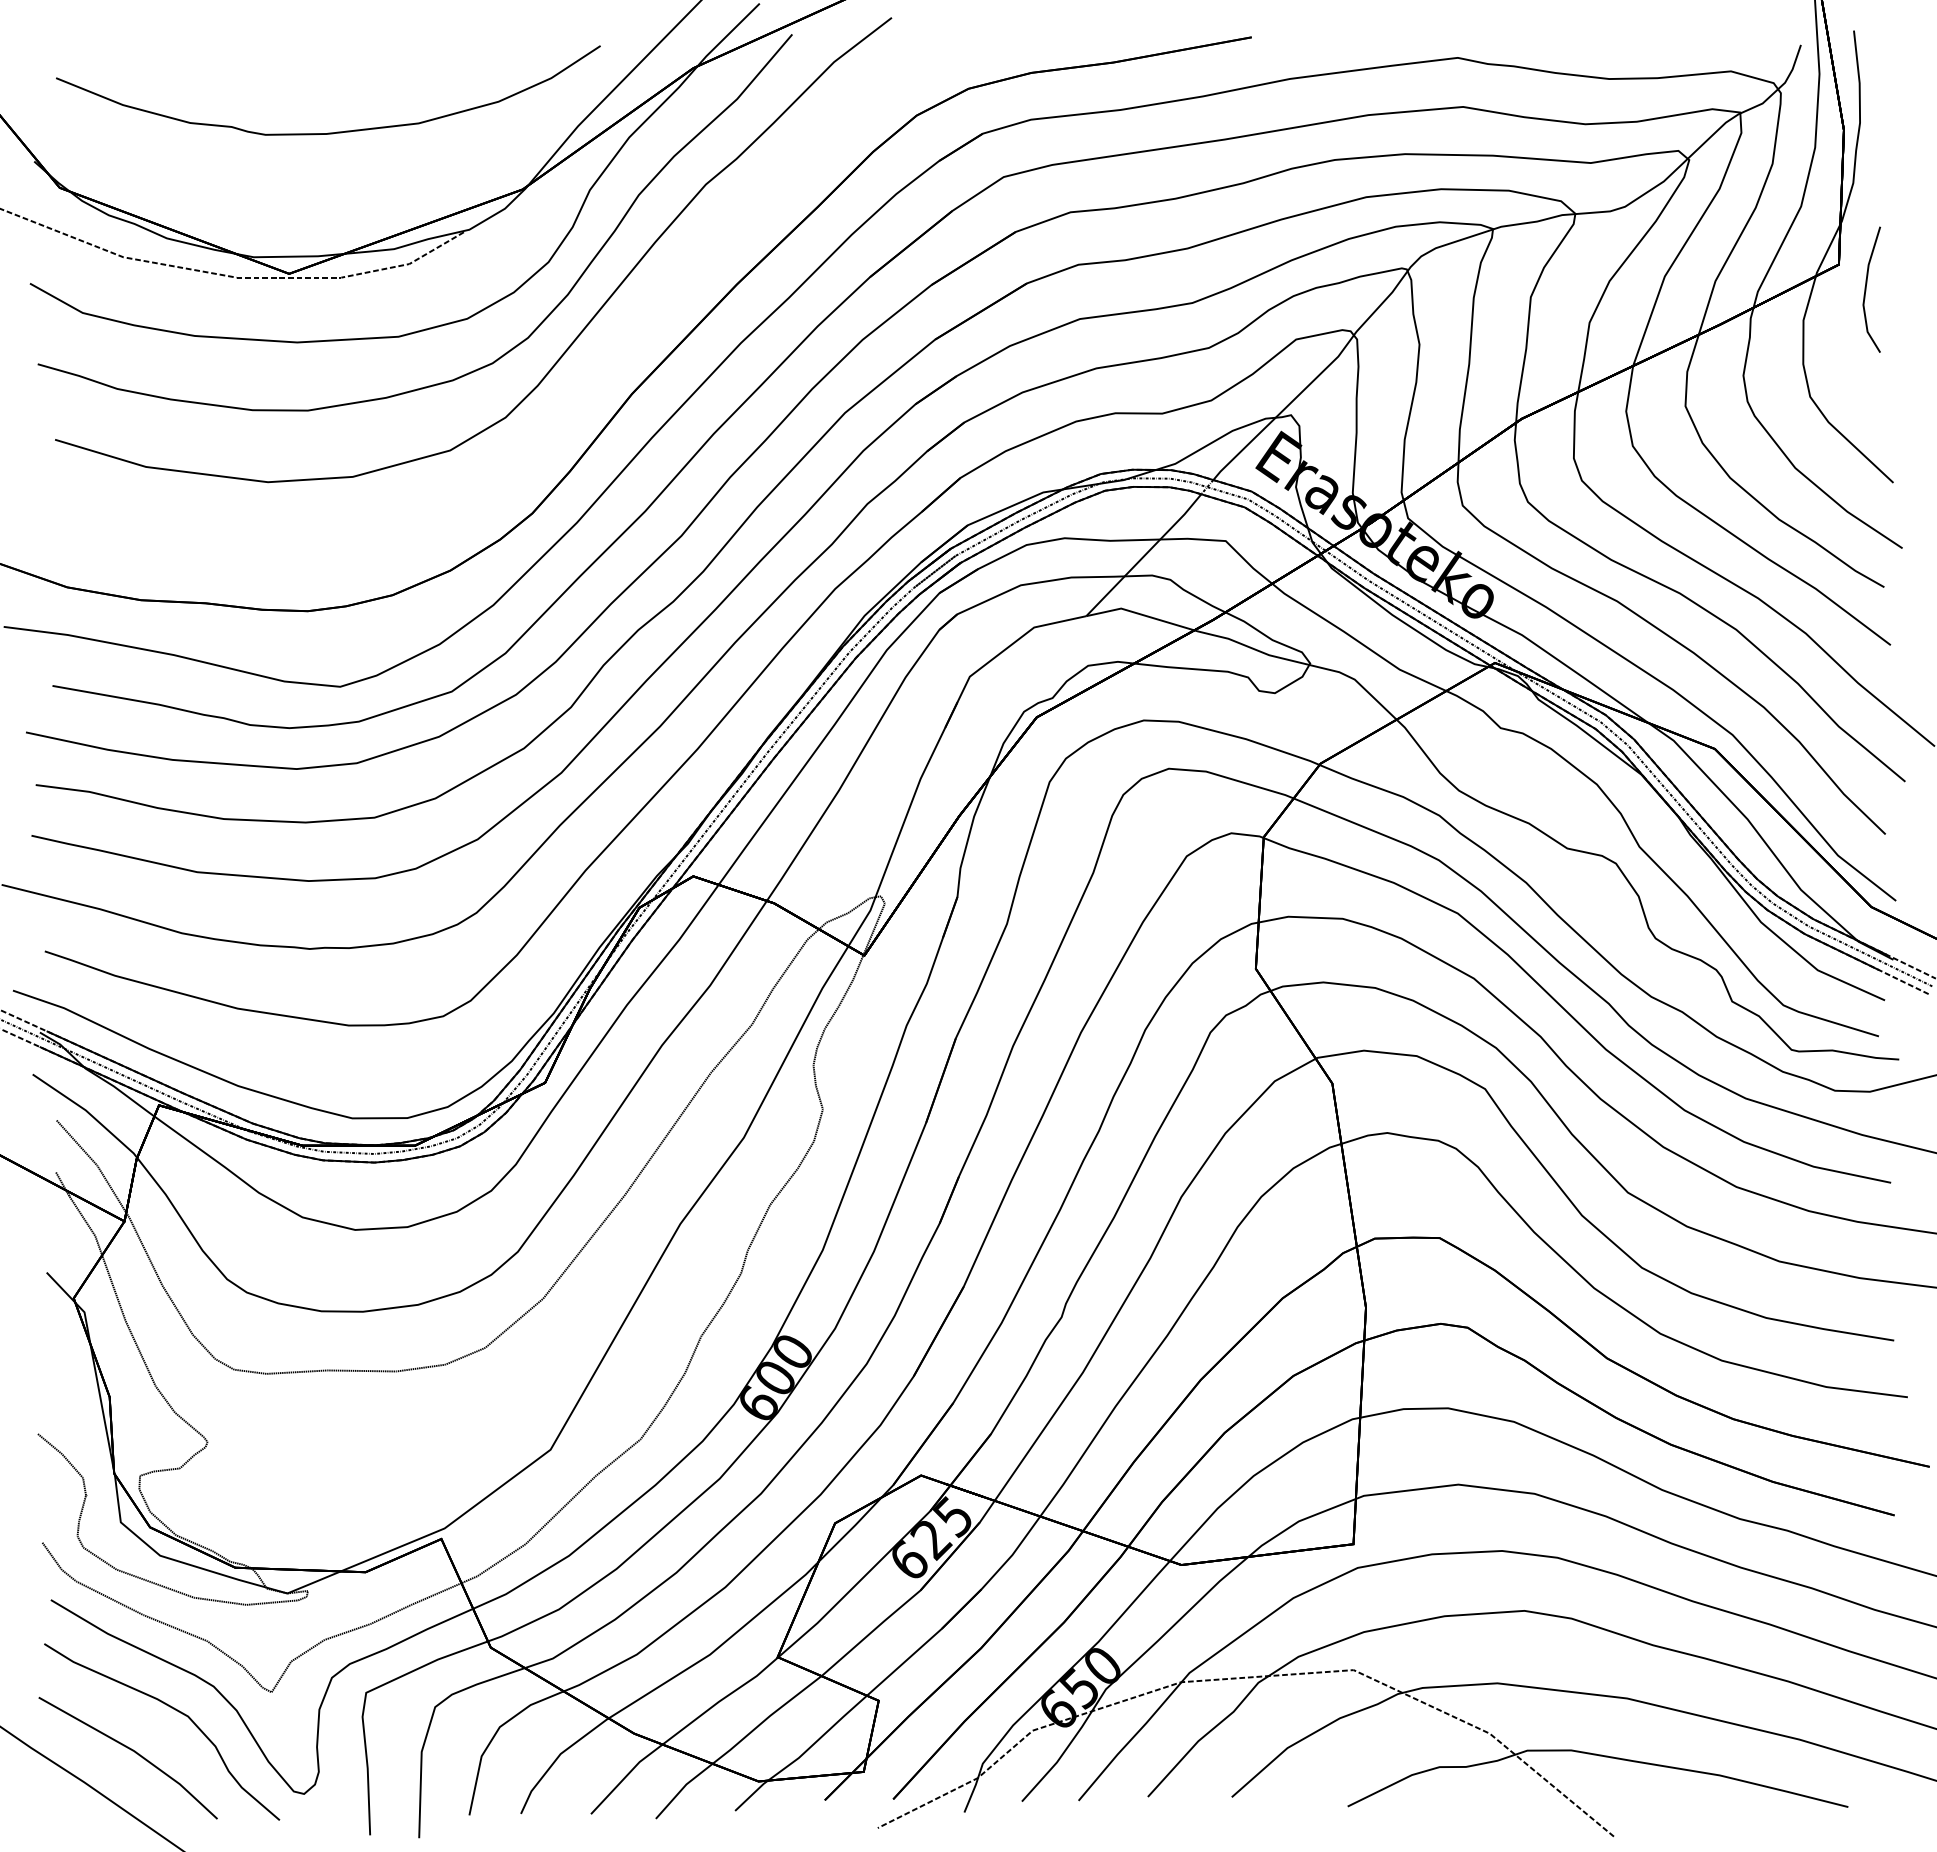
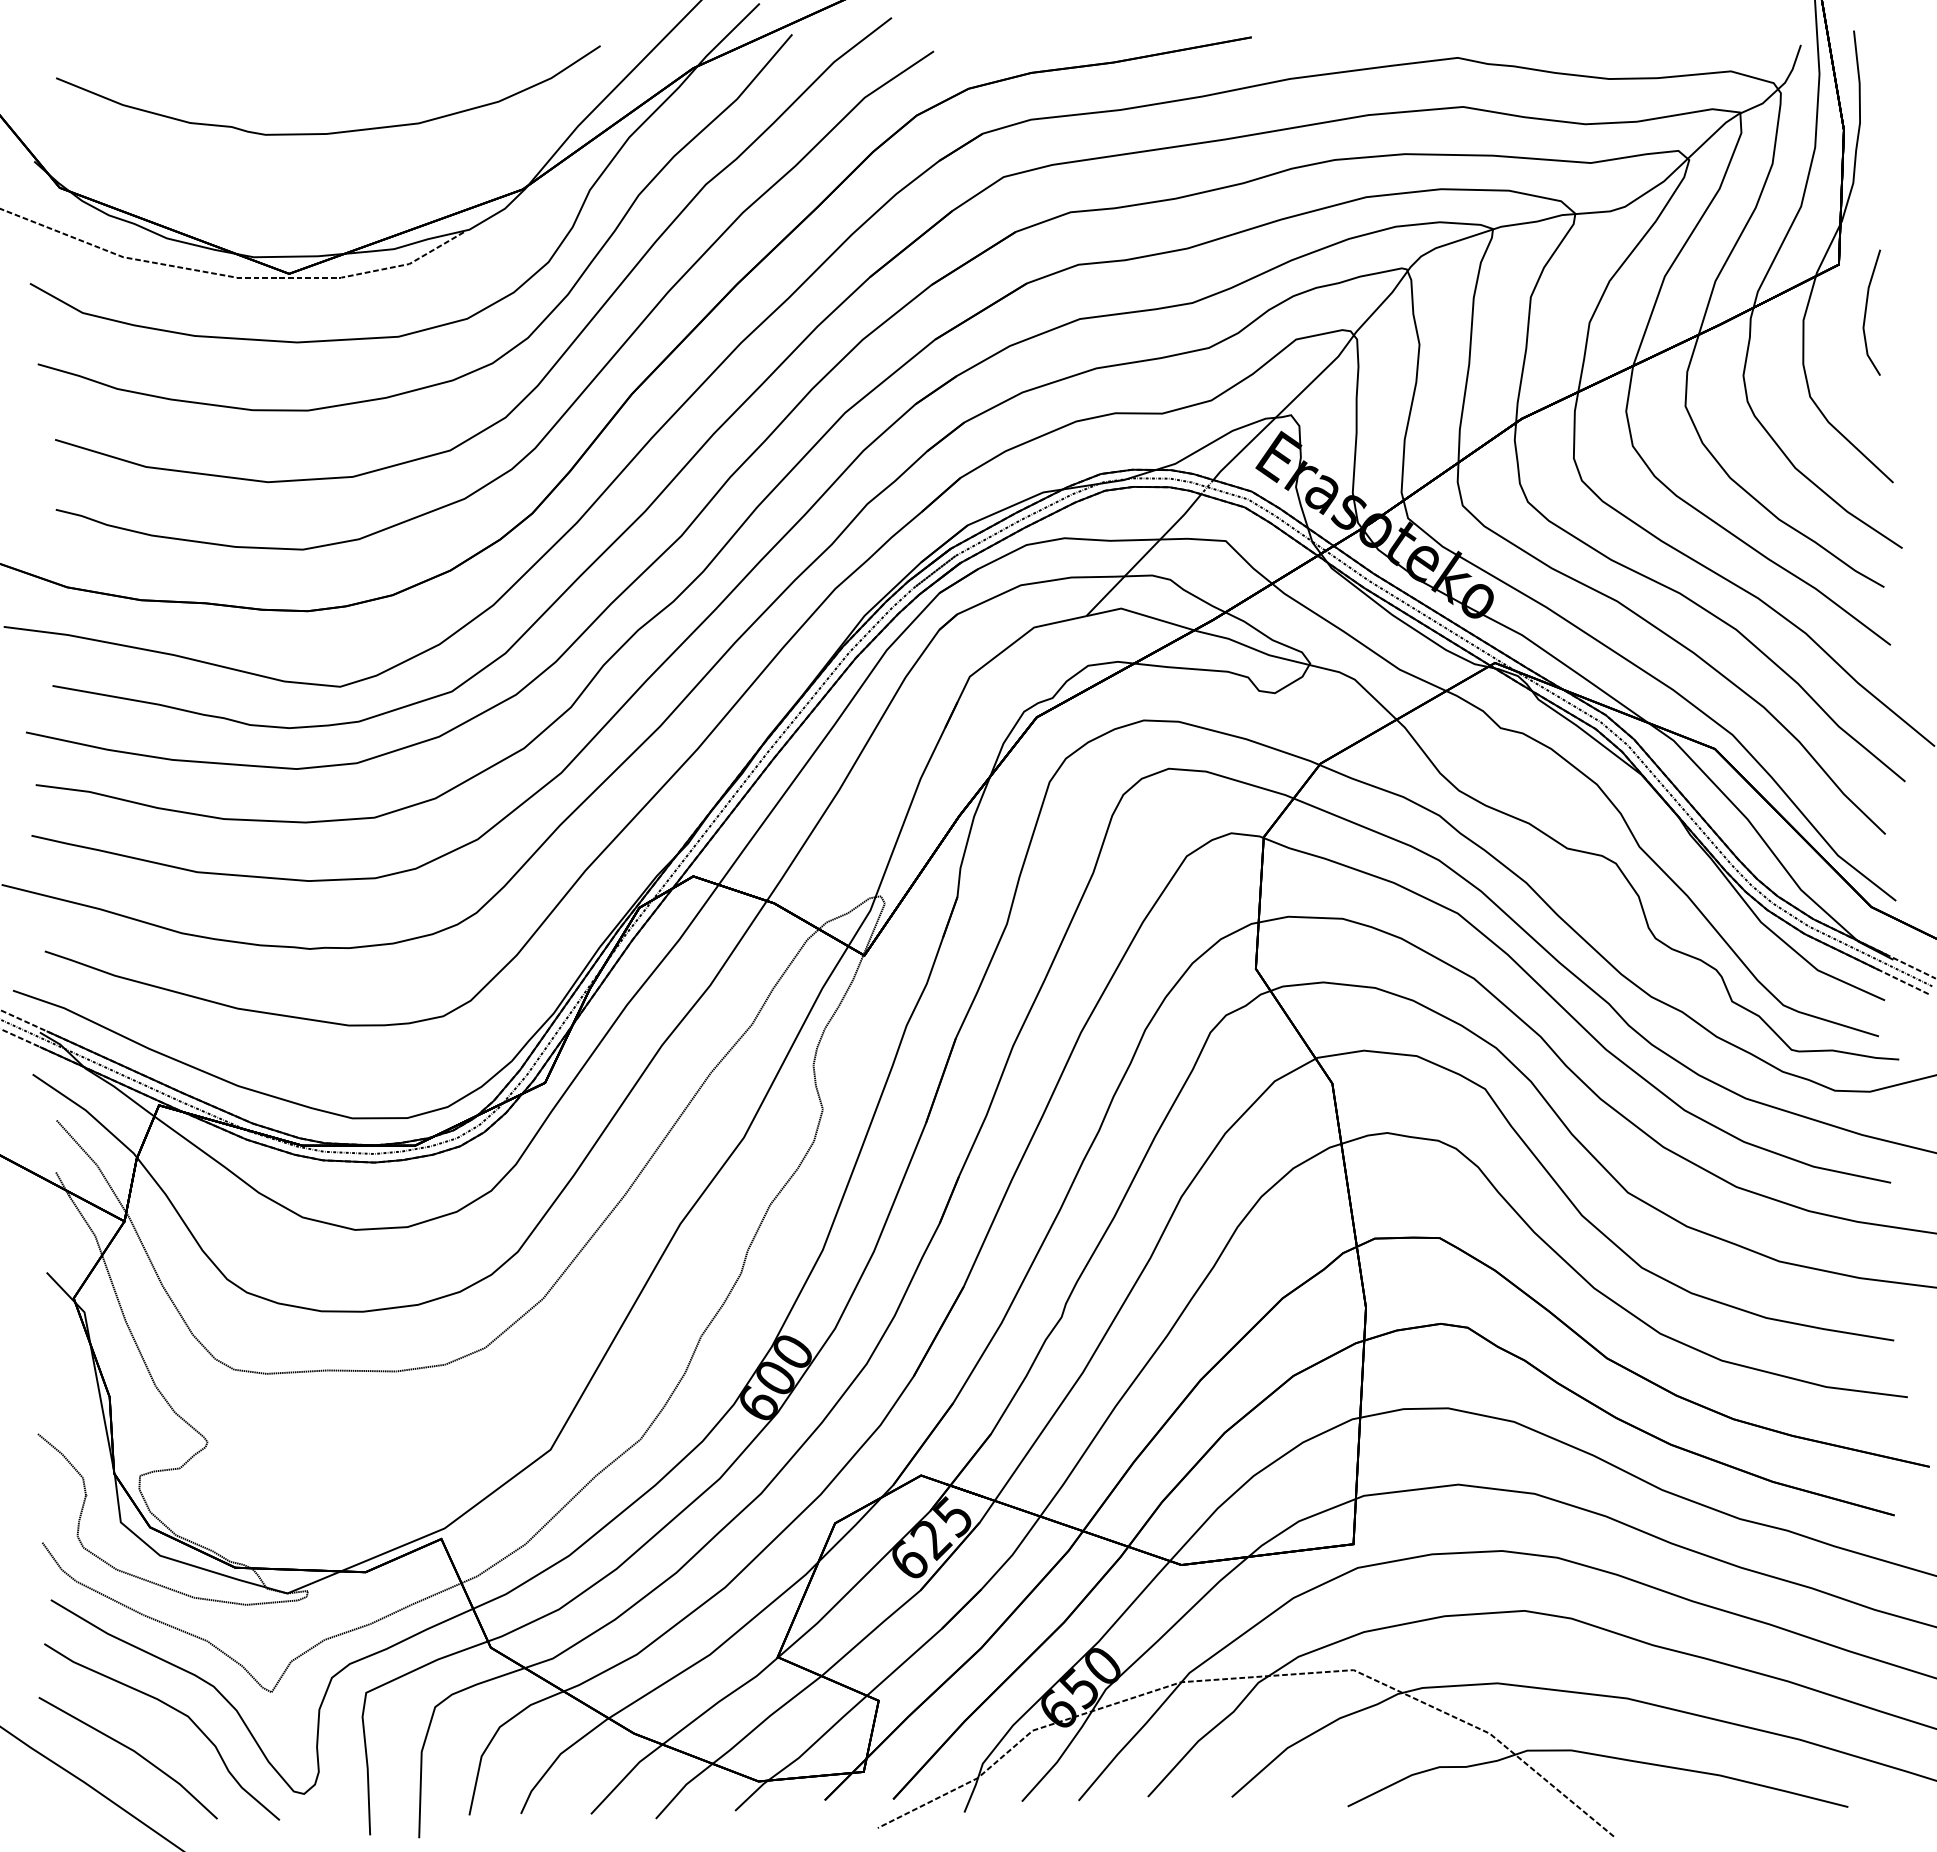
line position: (1866, 289) -> (1866, 312) (1866, 312)
curve: none -> present (590, 381)
